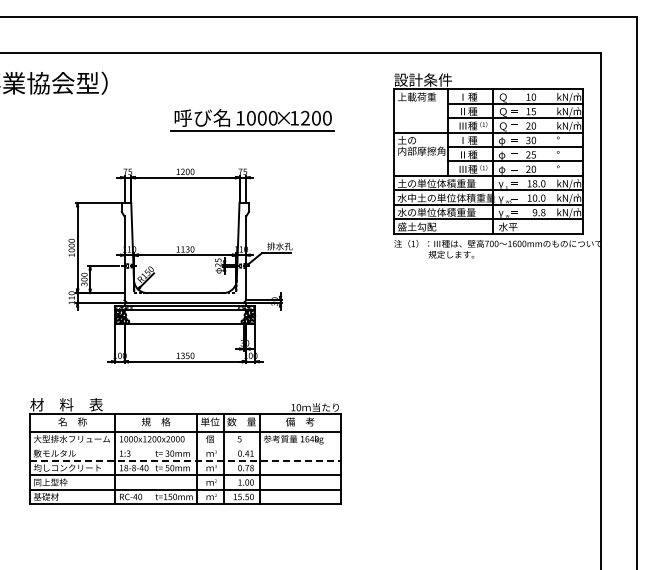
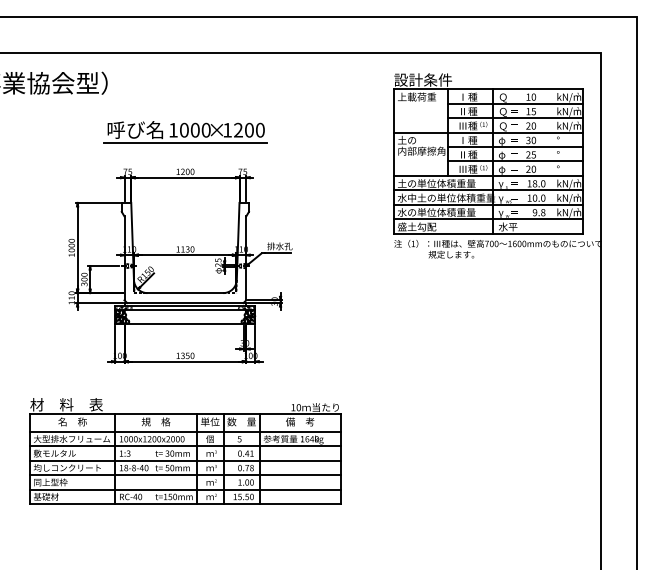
part position: (252, 120) -> (185, 132) (185, 132)
line: none -> present (184, 446)
line: dashed -> solid (185, 460)
